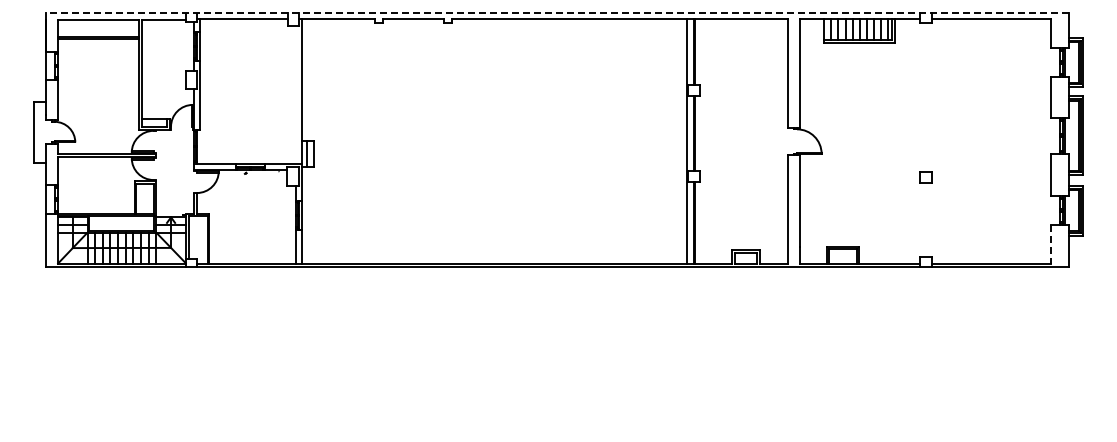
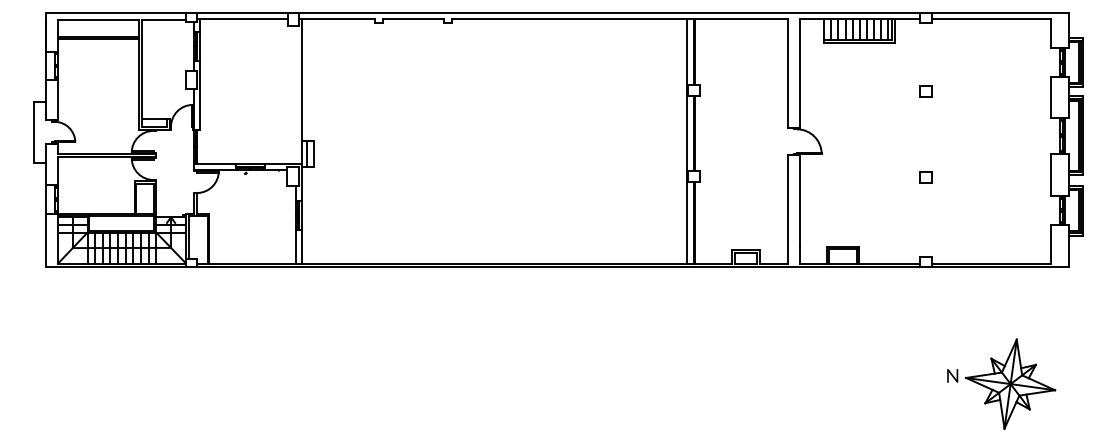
line: dashed -> solid (557, 13)
part: none -> present (925, 91)
line: dashed -> solid (1051, 244)
part: none -> present (1001, 383)
